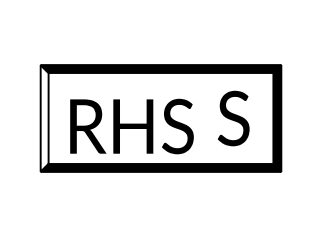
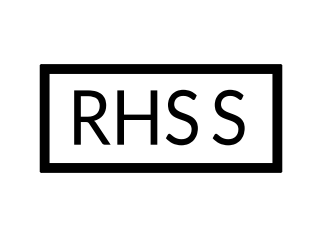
fill: none -> present (44, 118)
text position: (233, 118) -> (228, 117) (228, 117)
text position: (131, 126) -> (135, 117) (135, 117)
